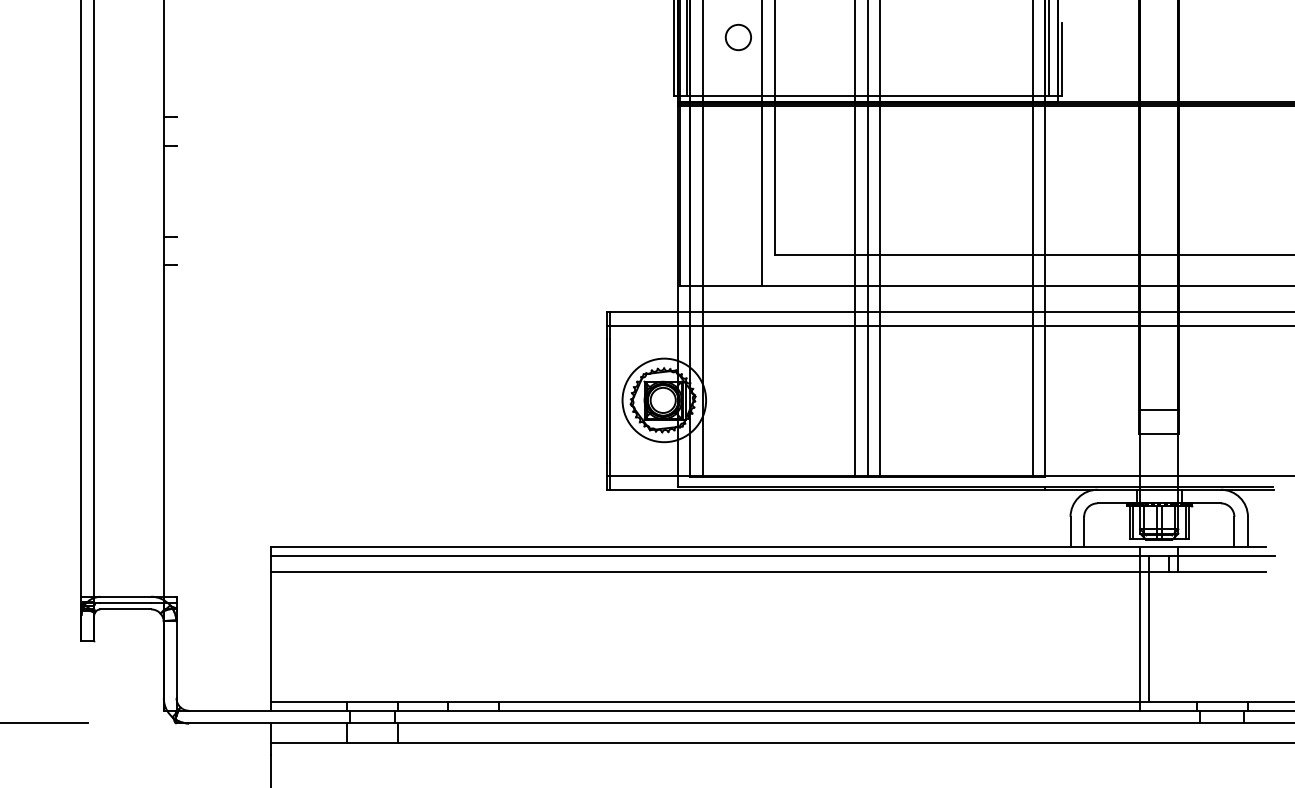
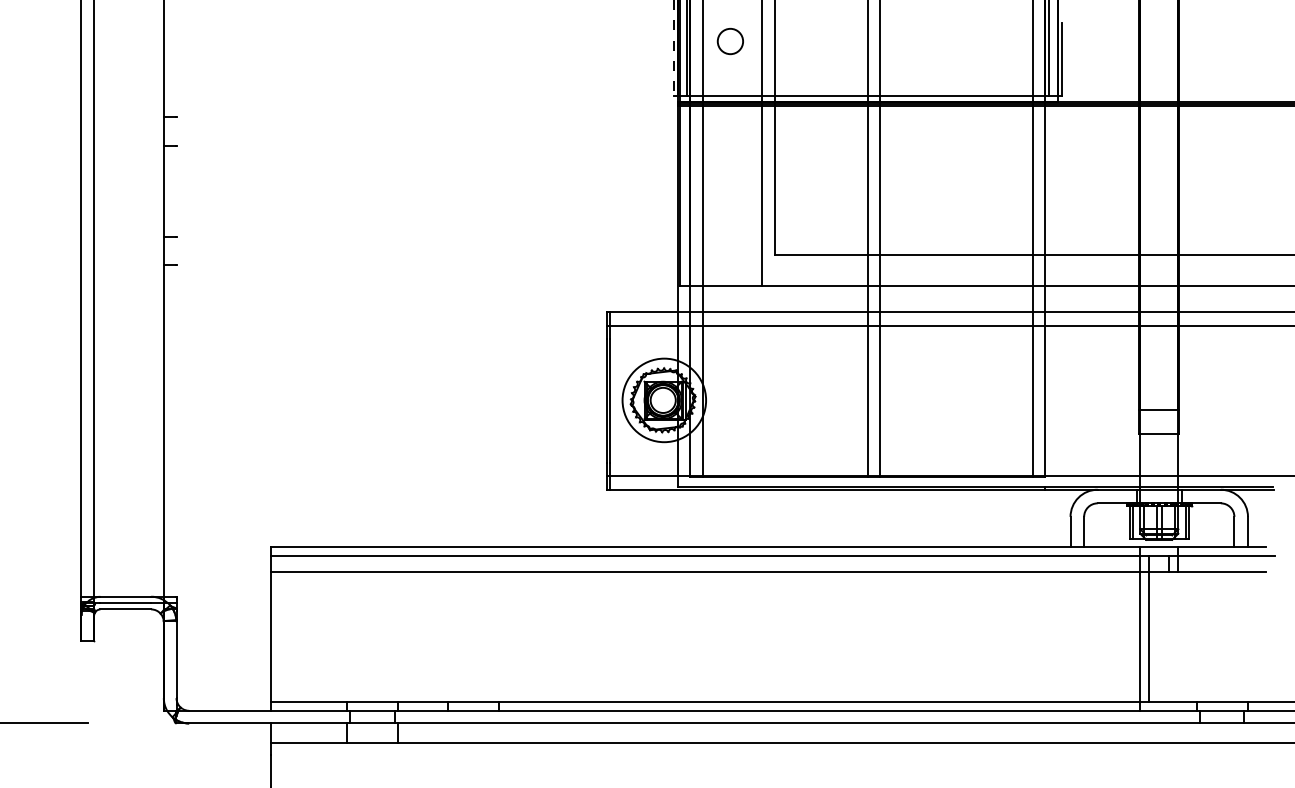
circle position: (737, 37) -> (729, 41) (729, 41)
line: solid -> dashed (673, 48)
line: present -> none (855, 239)
